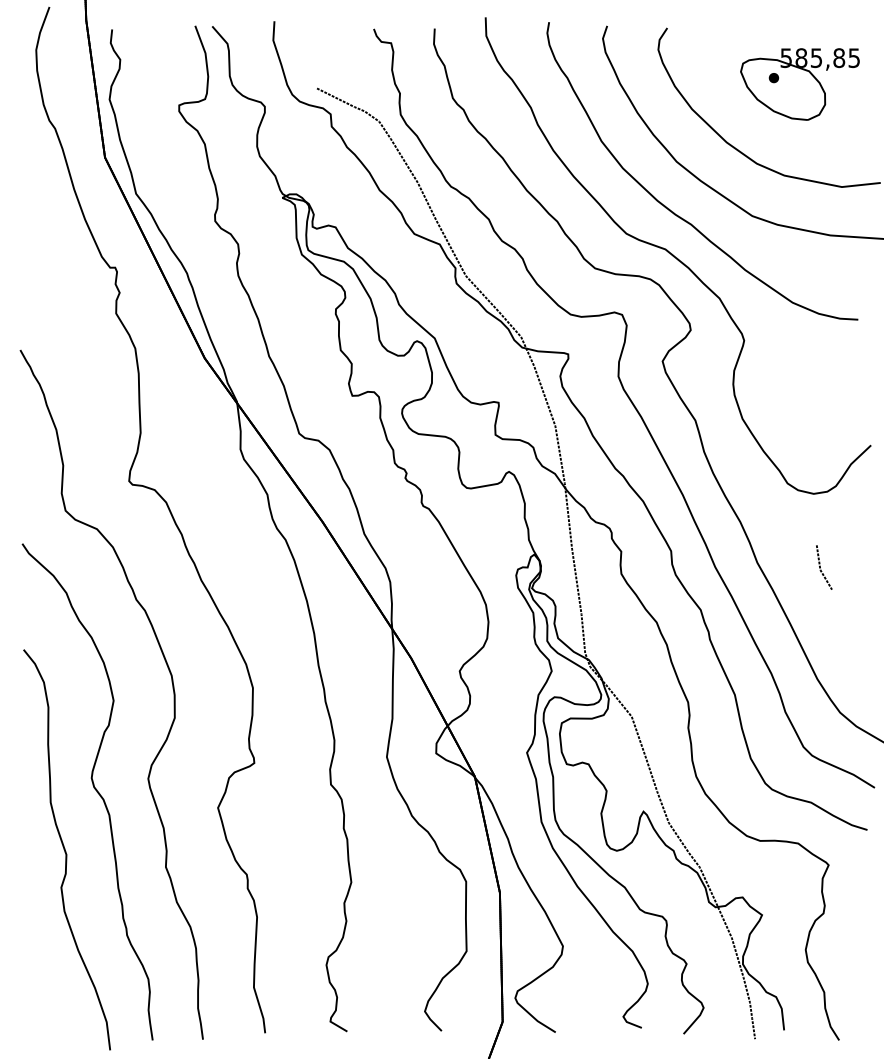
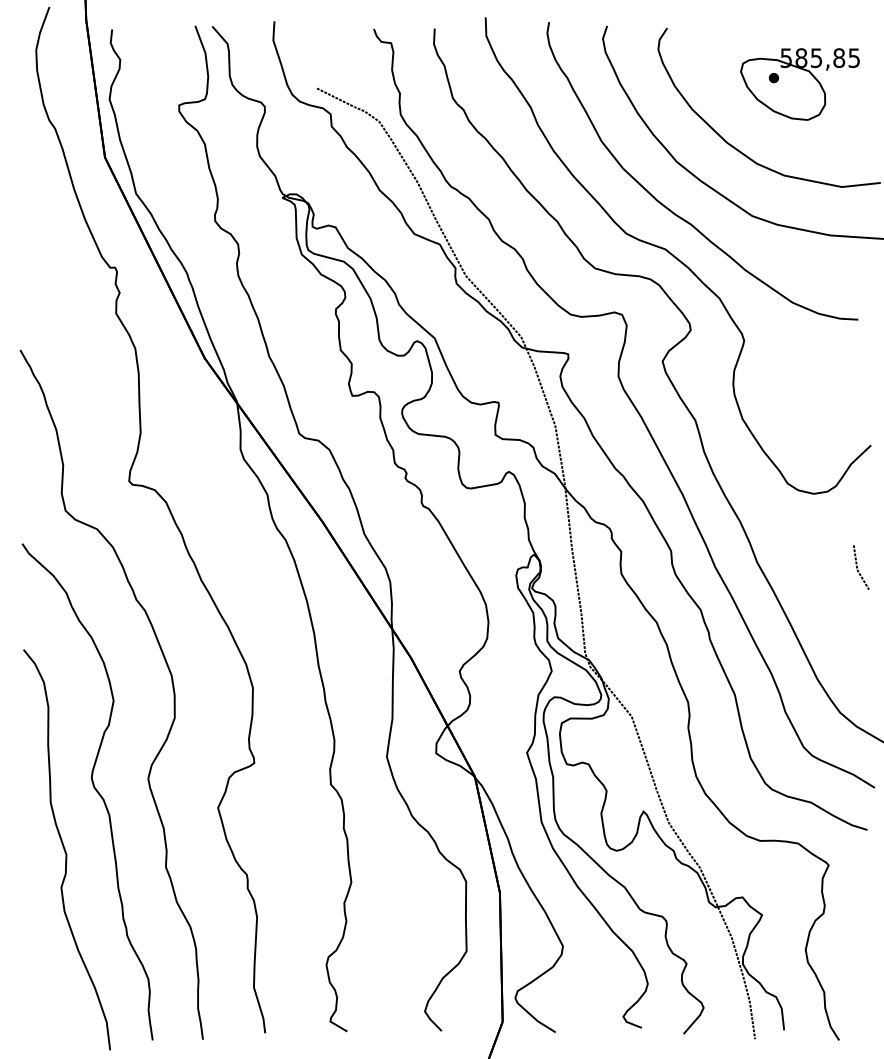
line position: (821, 569) -> (858, 569) (858, 569)
